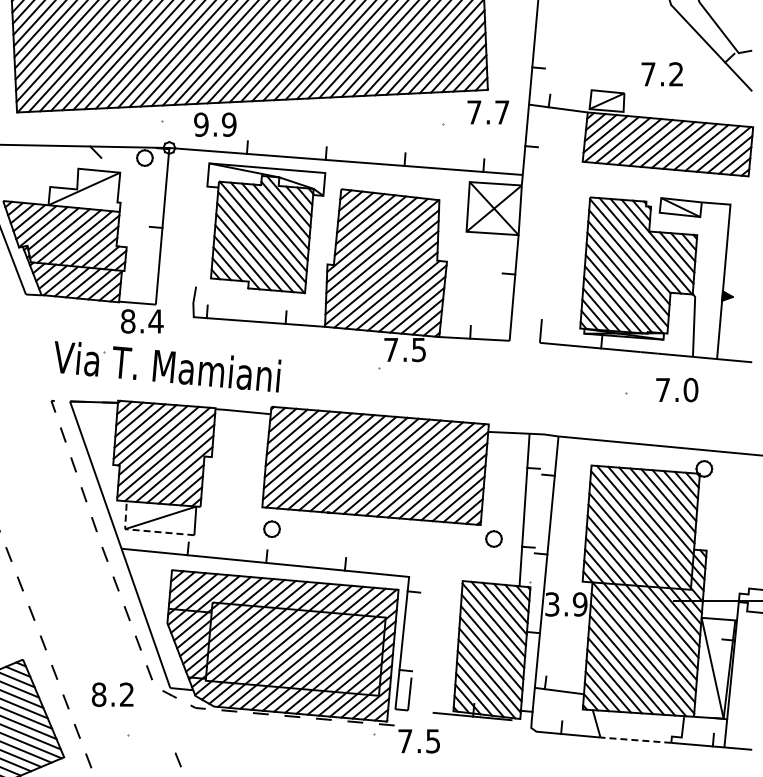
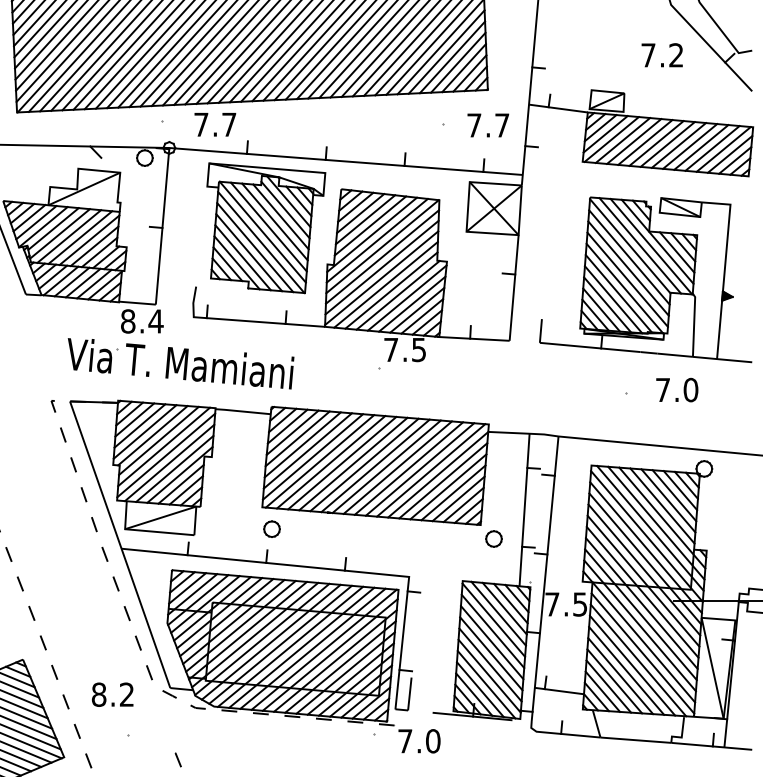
text position: (661, 74) -> (661, 55) (661, 55)
text position: (488, 112) -> (488, 125) (488, 125)
text: 9.9 -> 7.7 (215, 124)
part position: (167, 366) -> (180, 363) (180, 363)
line: dashed -> solid (144, 530)
text: 3.9 -> 7.5 (566, 604)
line: dashed -> solid (635, 740)
text: 7.5 -> 7.0 (433, 741)
